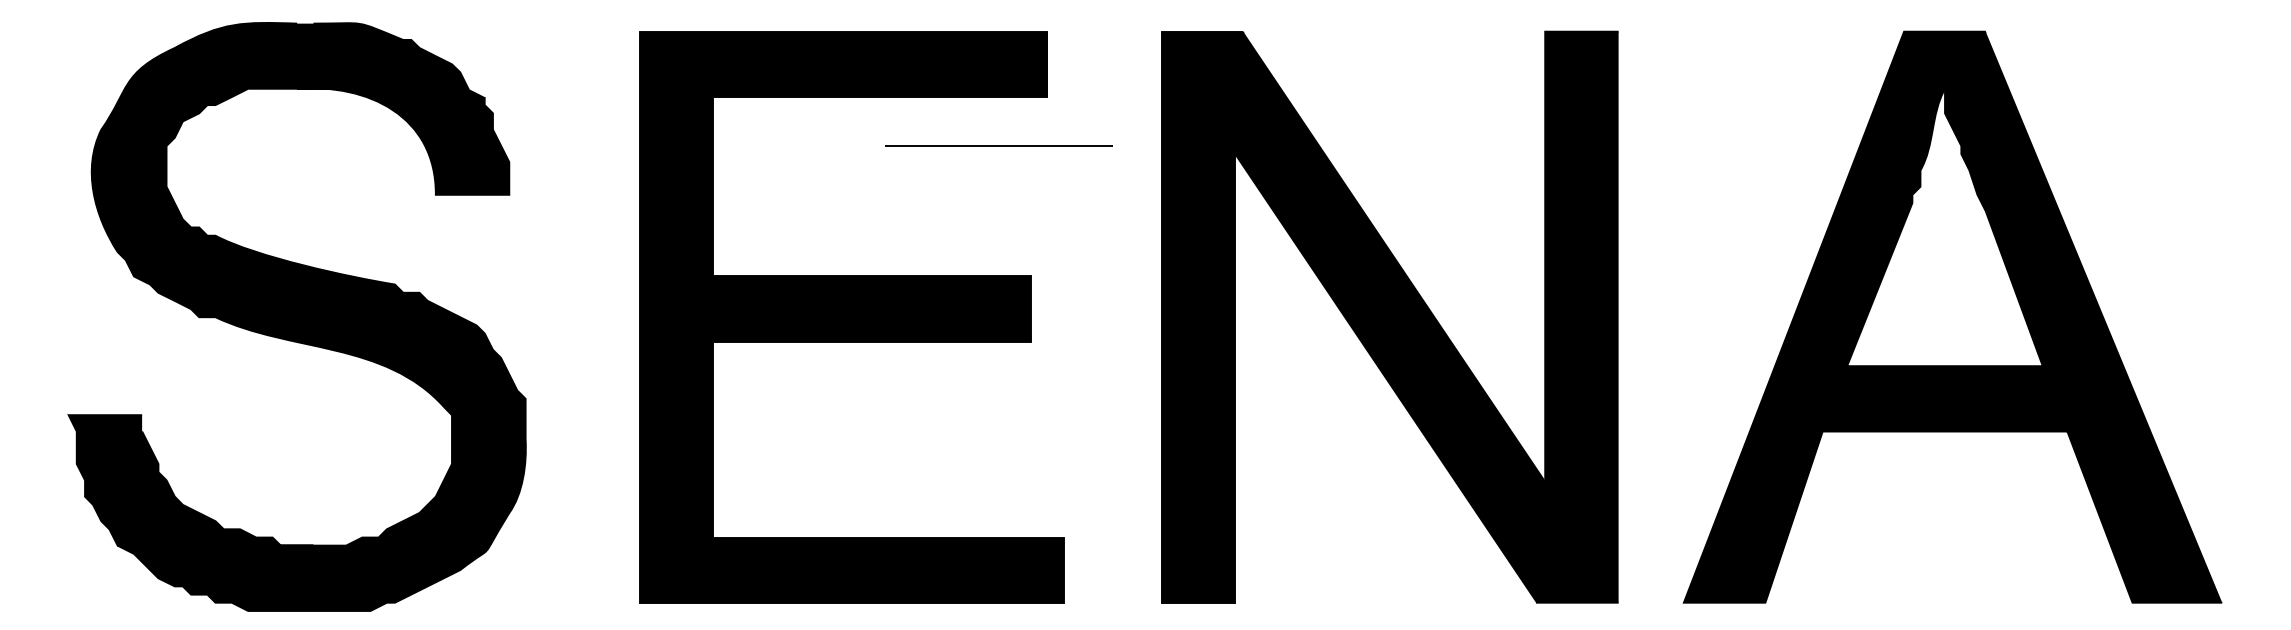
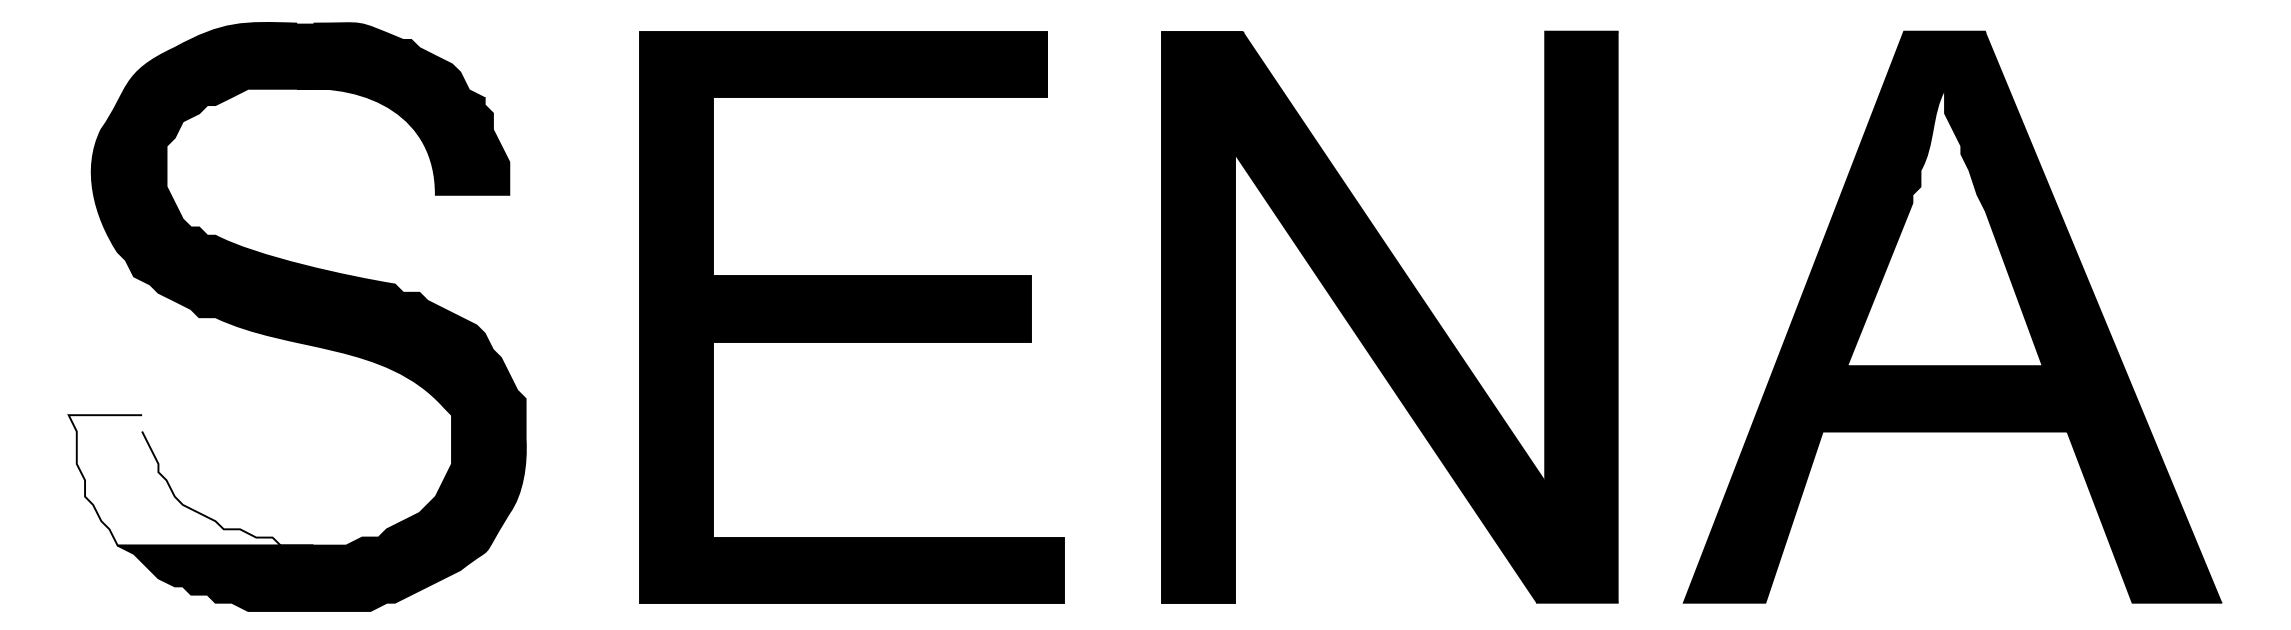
line: present -> none (998, 145)
fill: present -> none (190, 480)
